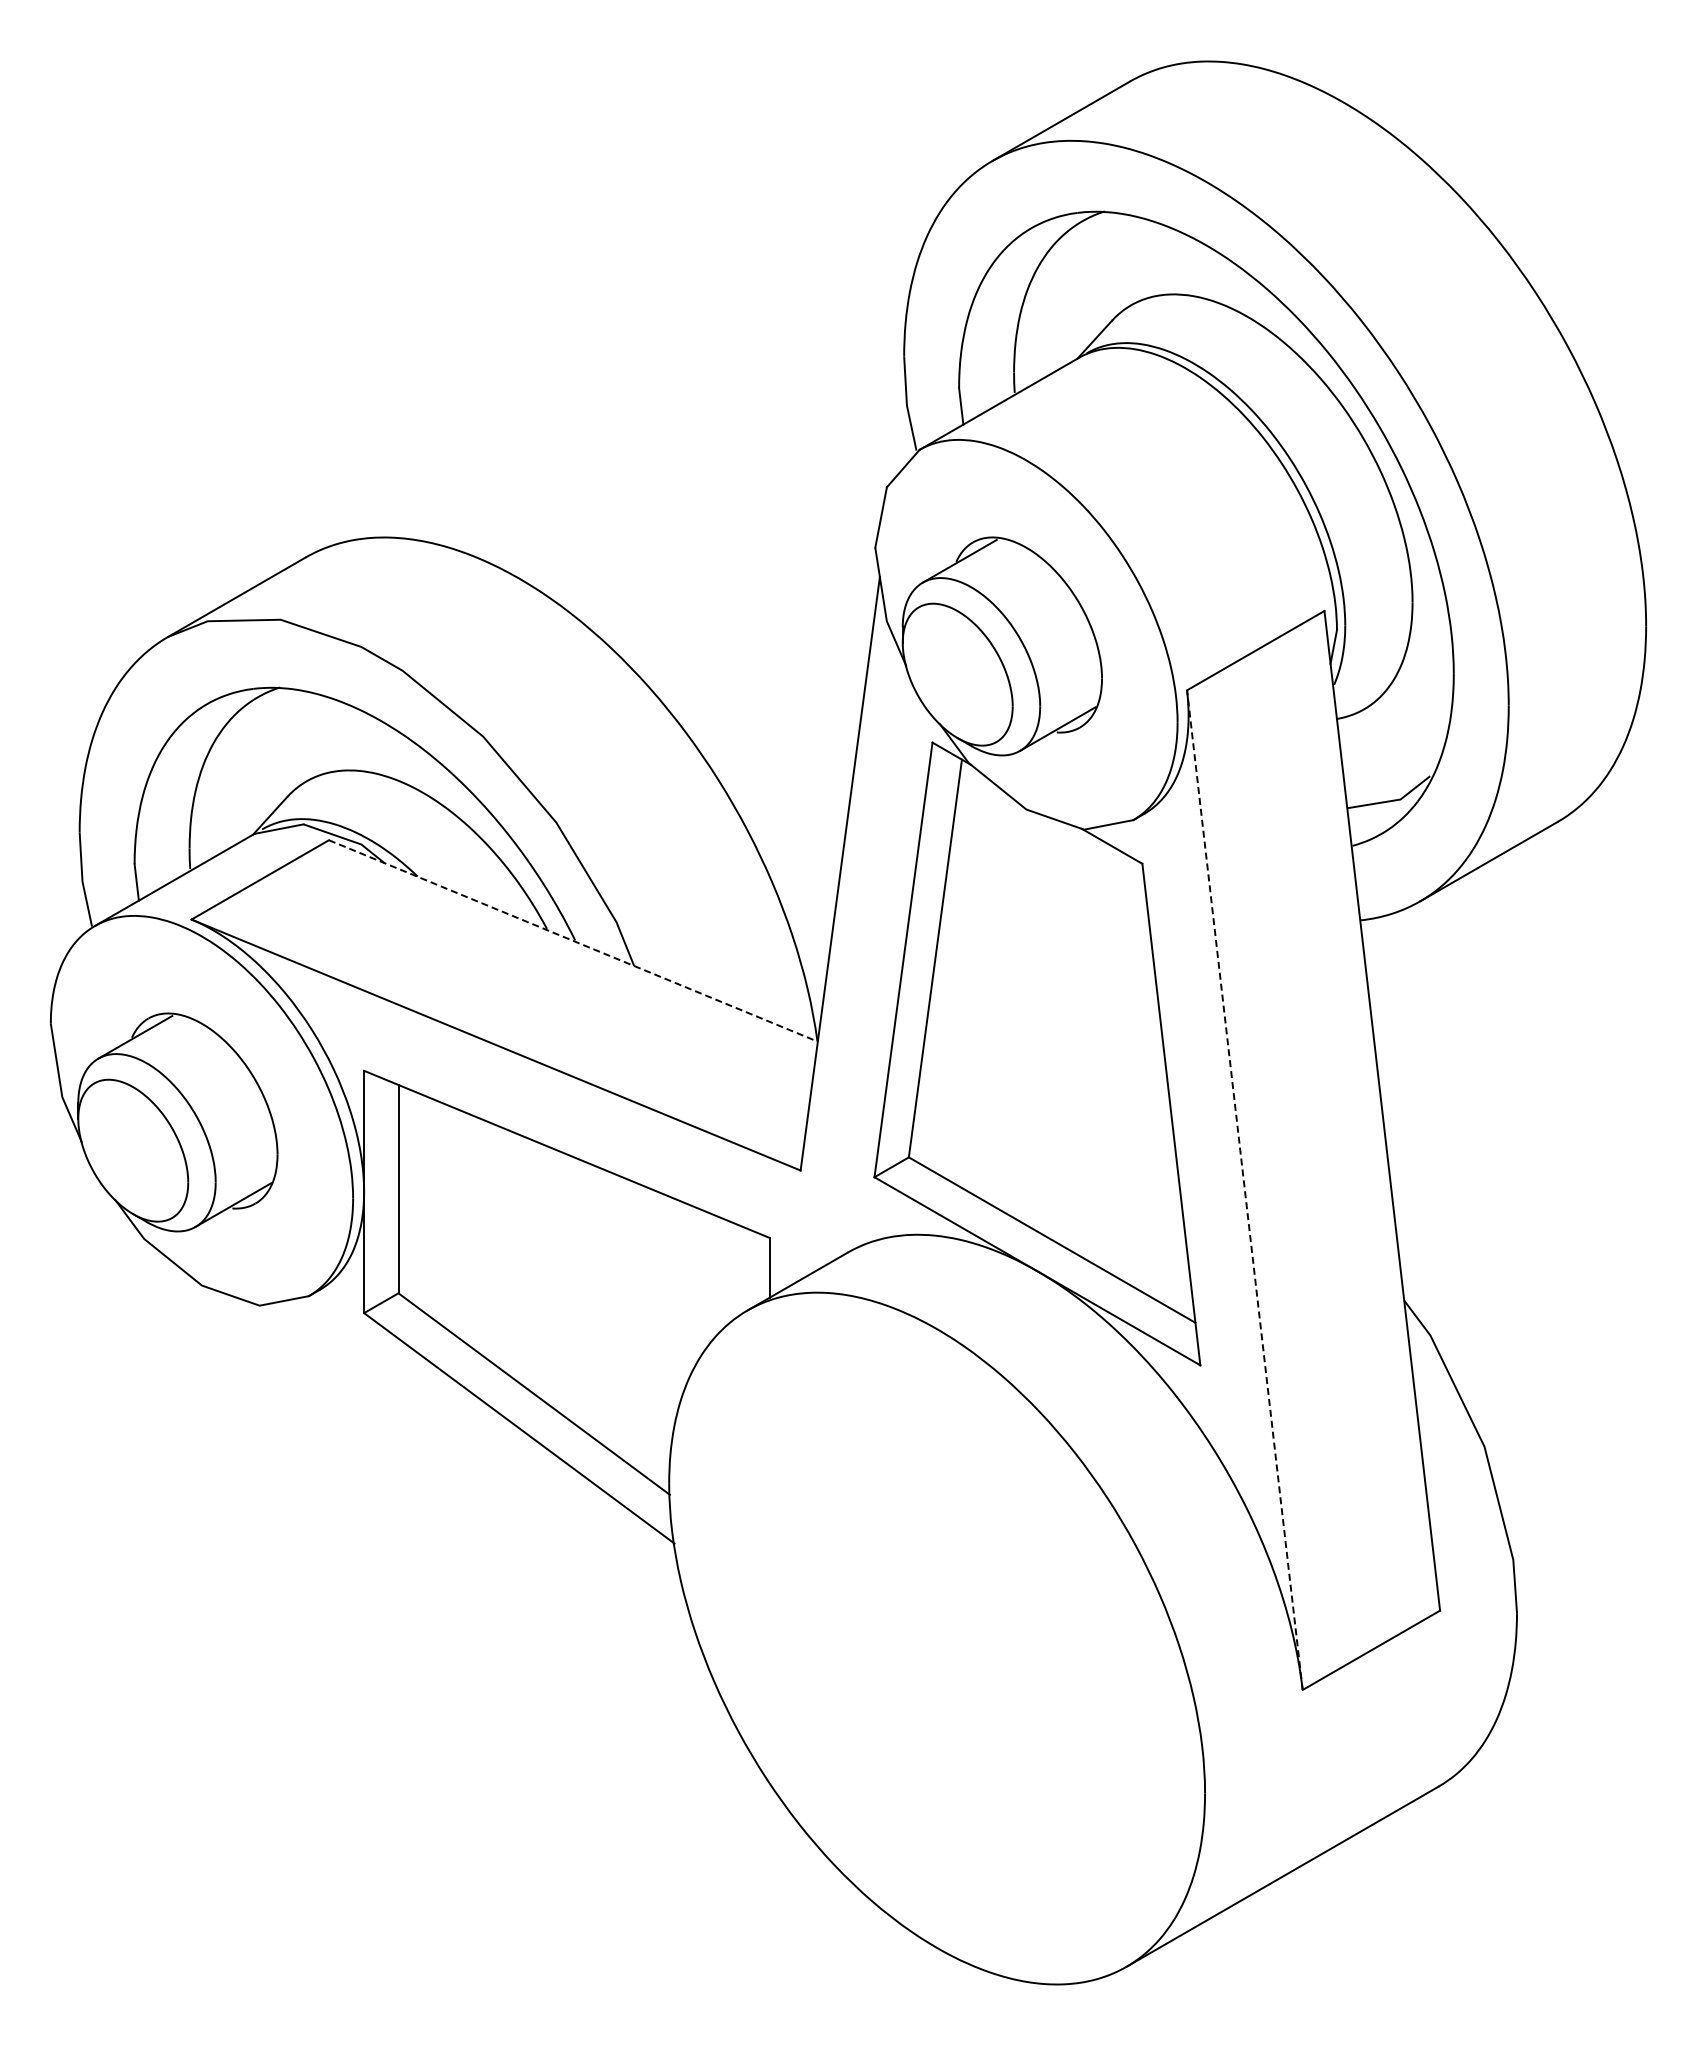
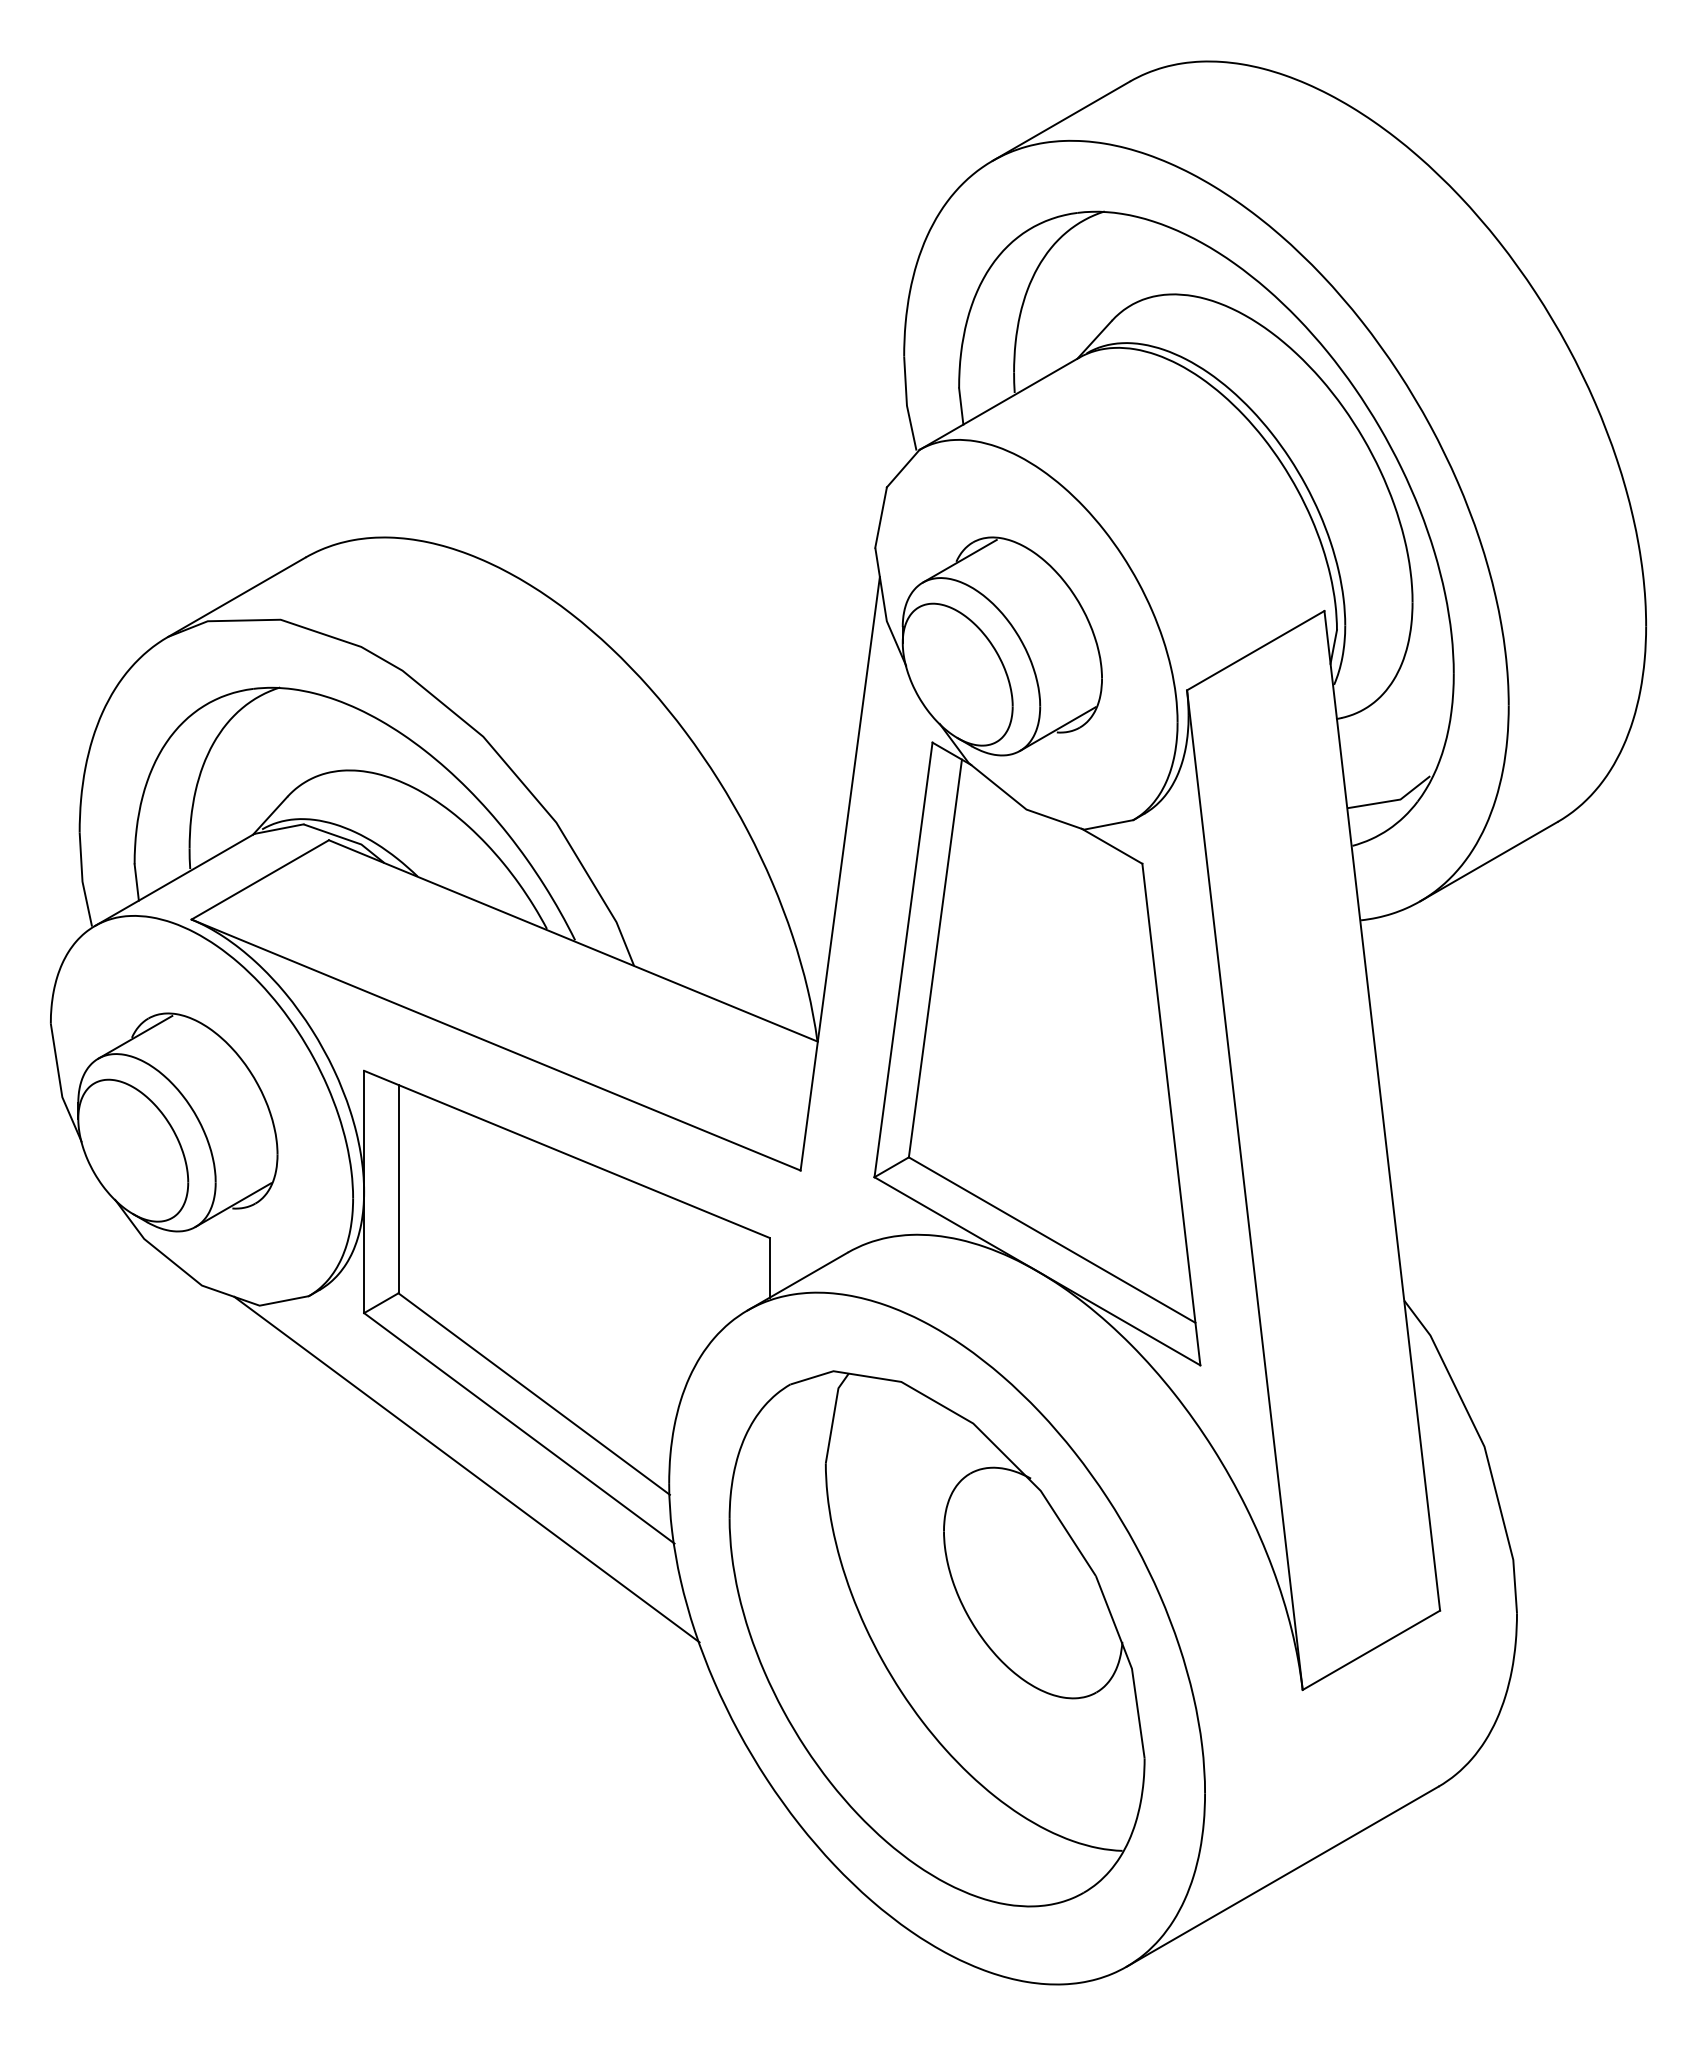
line: dashed -> solid (573, 941)
line: dashed -> solid (1244, 1189)
line: none -> present (466, 1469)
part: none -> present (936, 1638)
